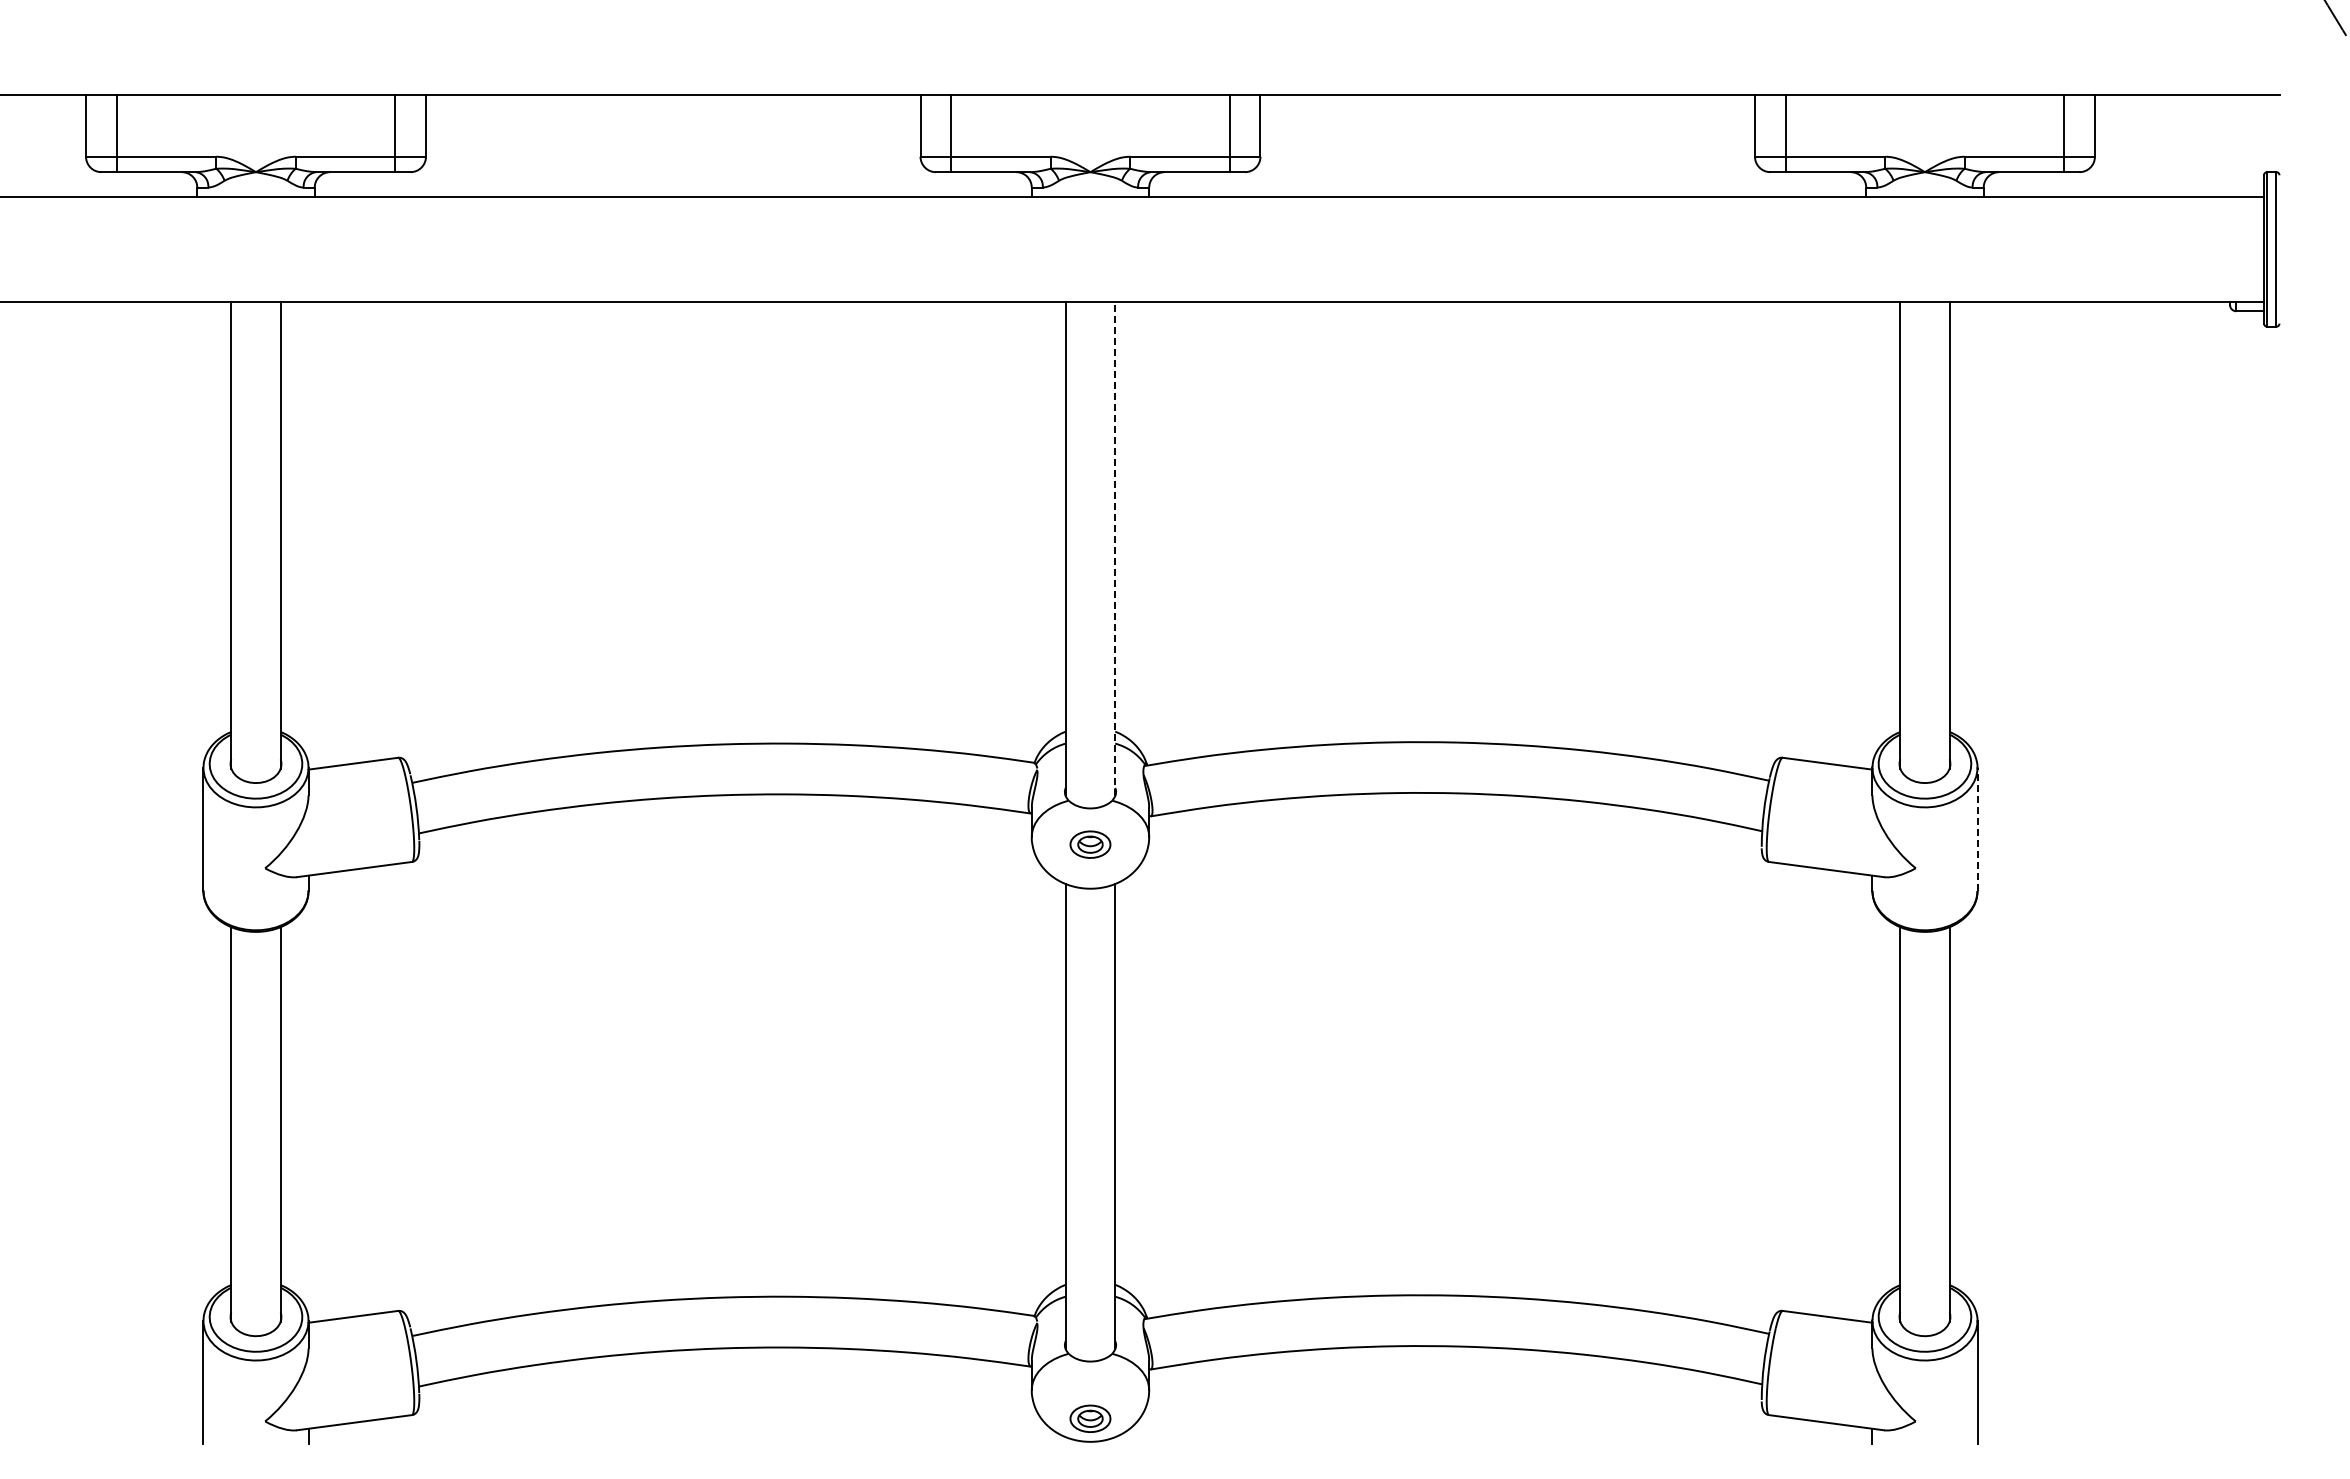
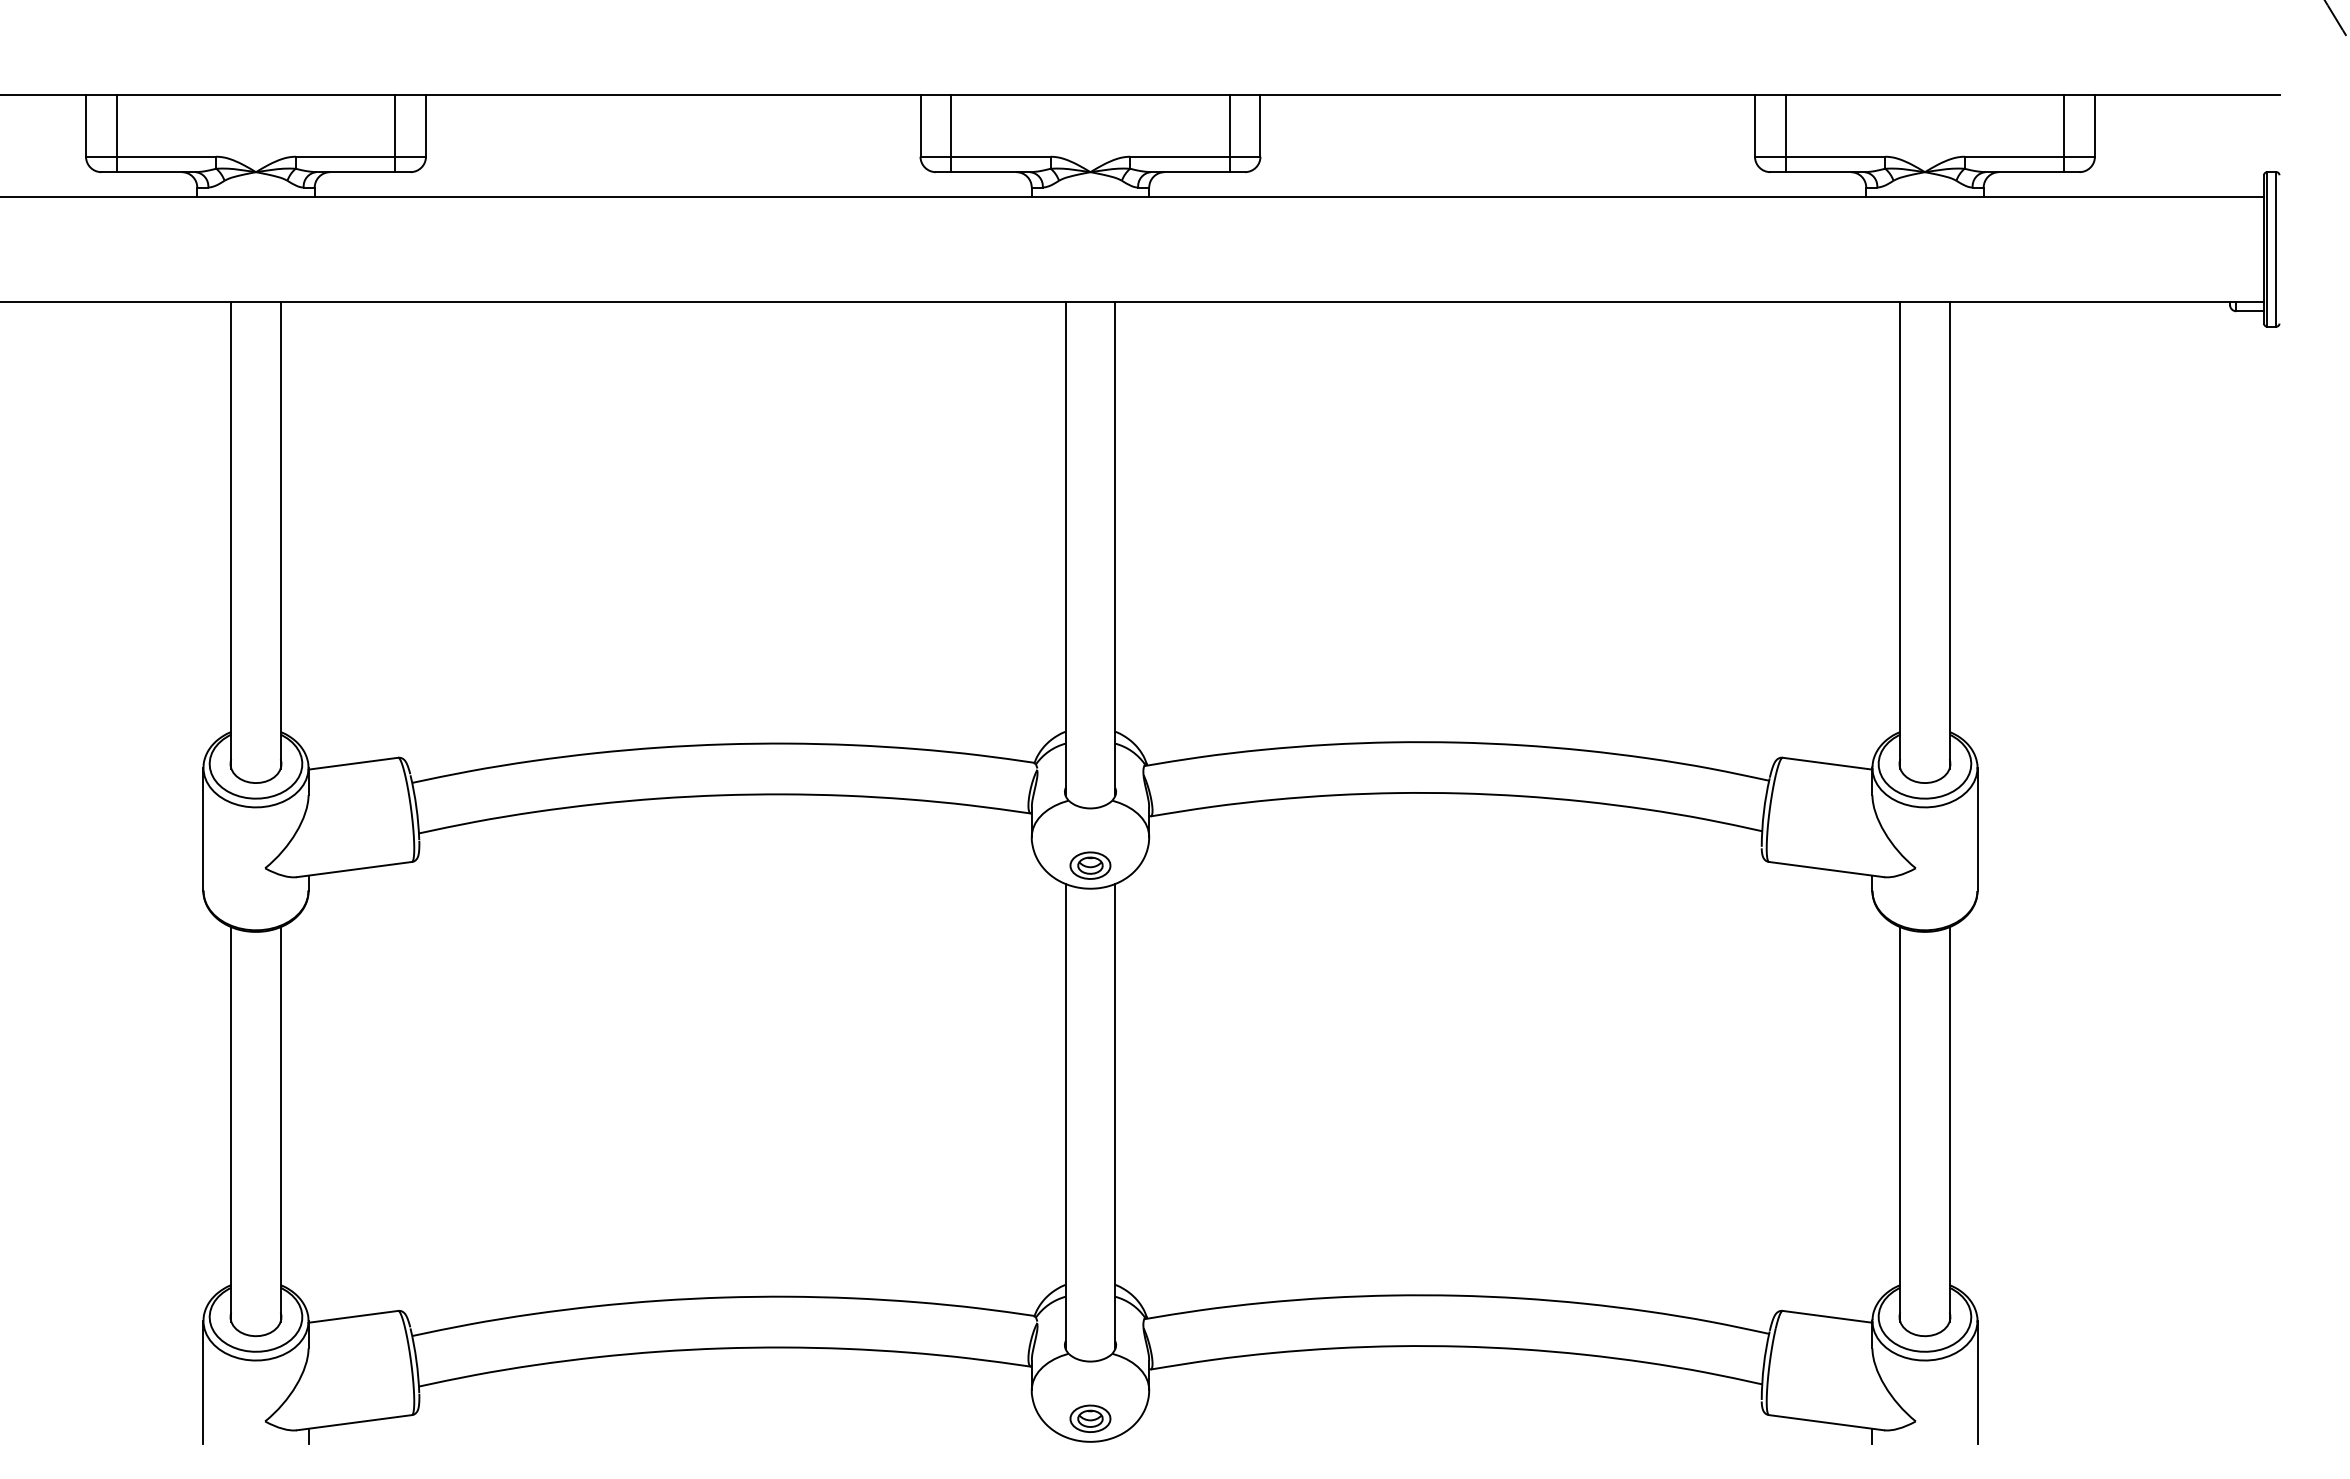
line: dashed -> solid (1115, 548)
line: dashed -> solid (1977, 829)
part position: (1090, 844) -> (1090, 865) (1090, 865)
